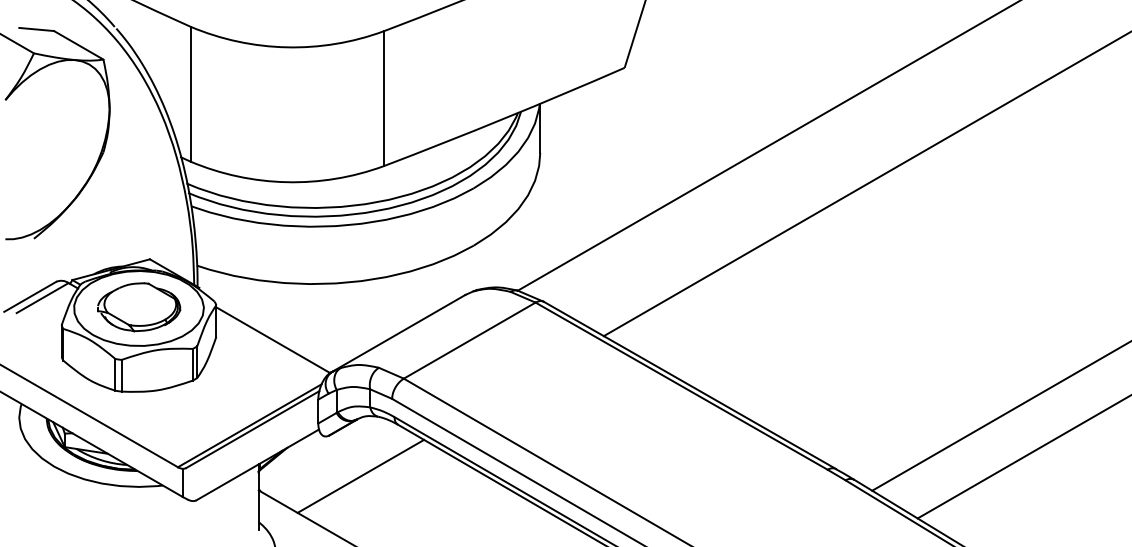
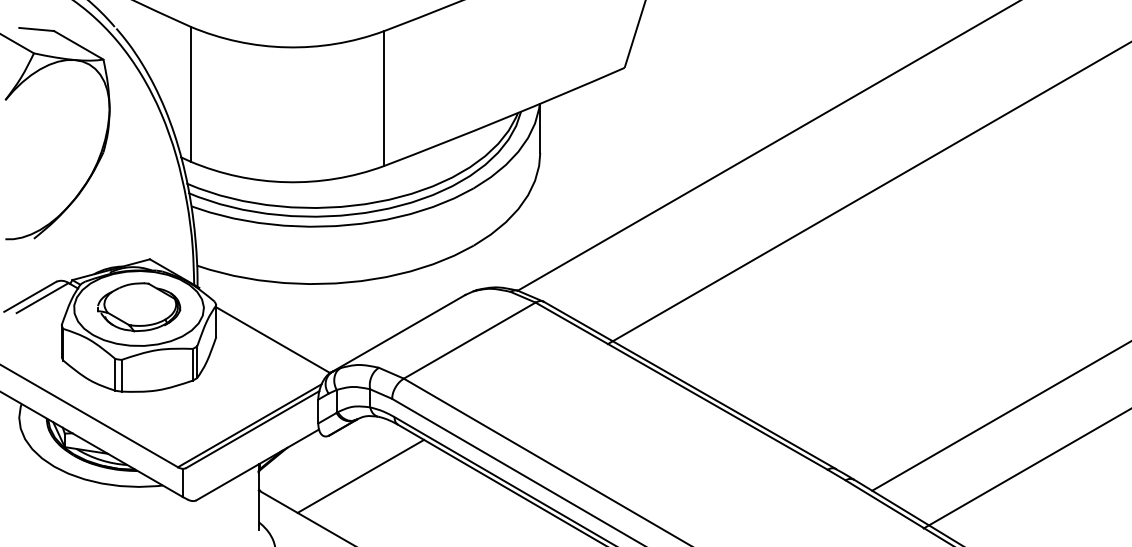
line position: (865, 184) -> (867, 193) (867, 193)
line position: (1022, 457) -> (1025, 469) (1025, 469)
